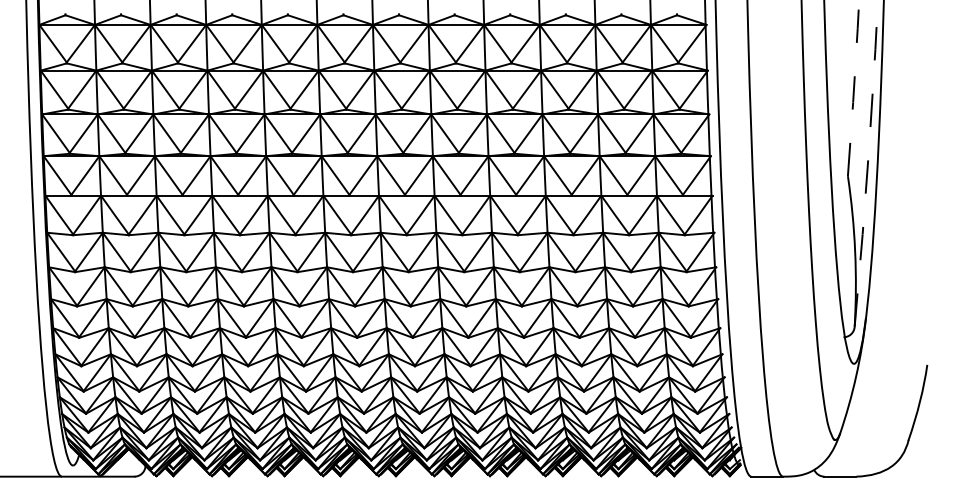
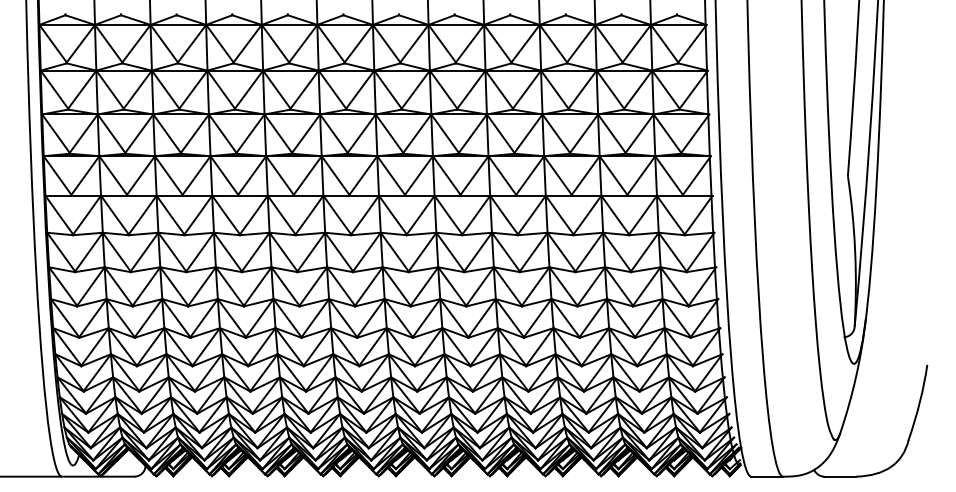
arc: dashed -> solid (854, 88)
arc: dashed -> solid (867, 163)
